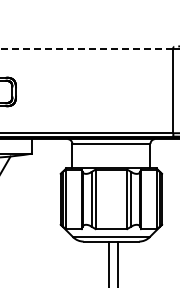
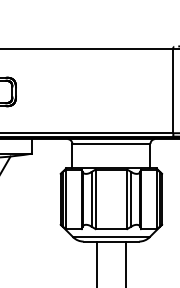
line: dashed -> solid (86, 48)
line position: (108, 262) -> (96, 262) (96, 262)
line position: (118, 262) -> (126, 262) (126, 262)
